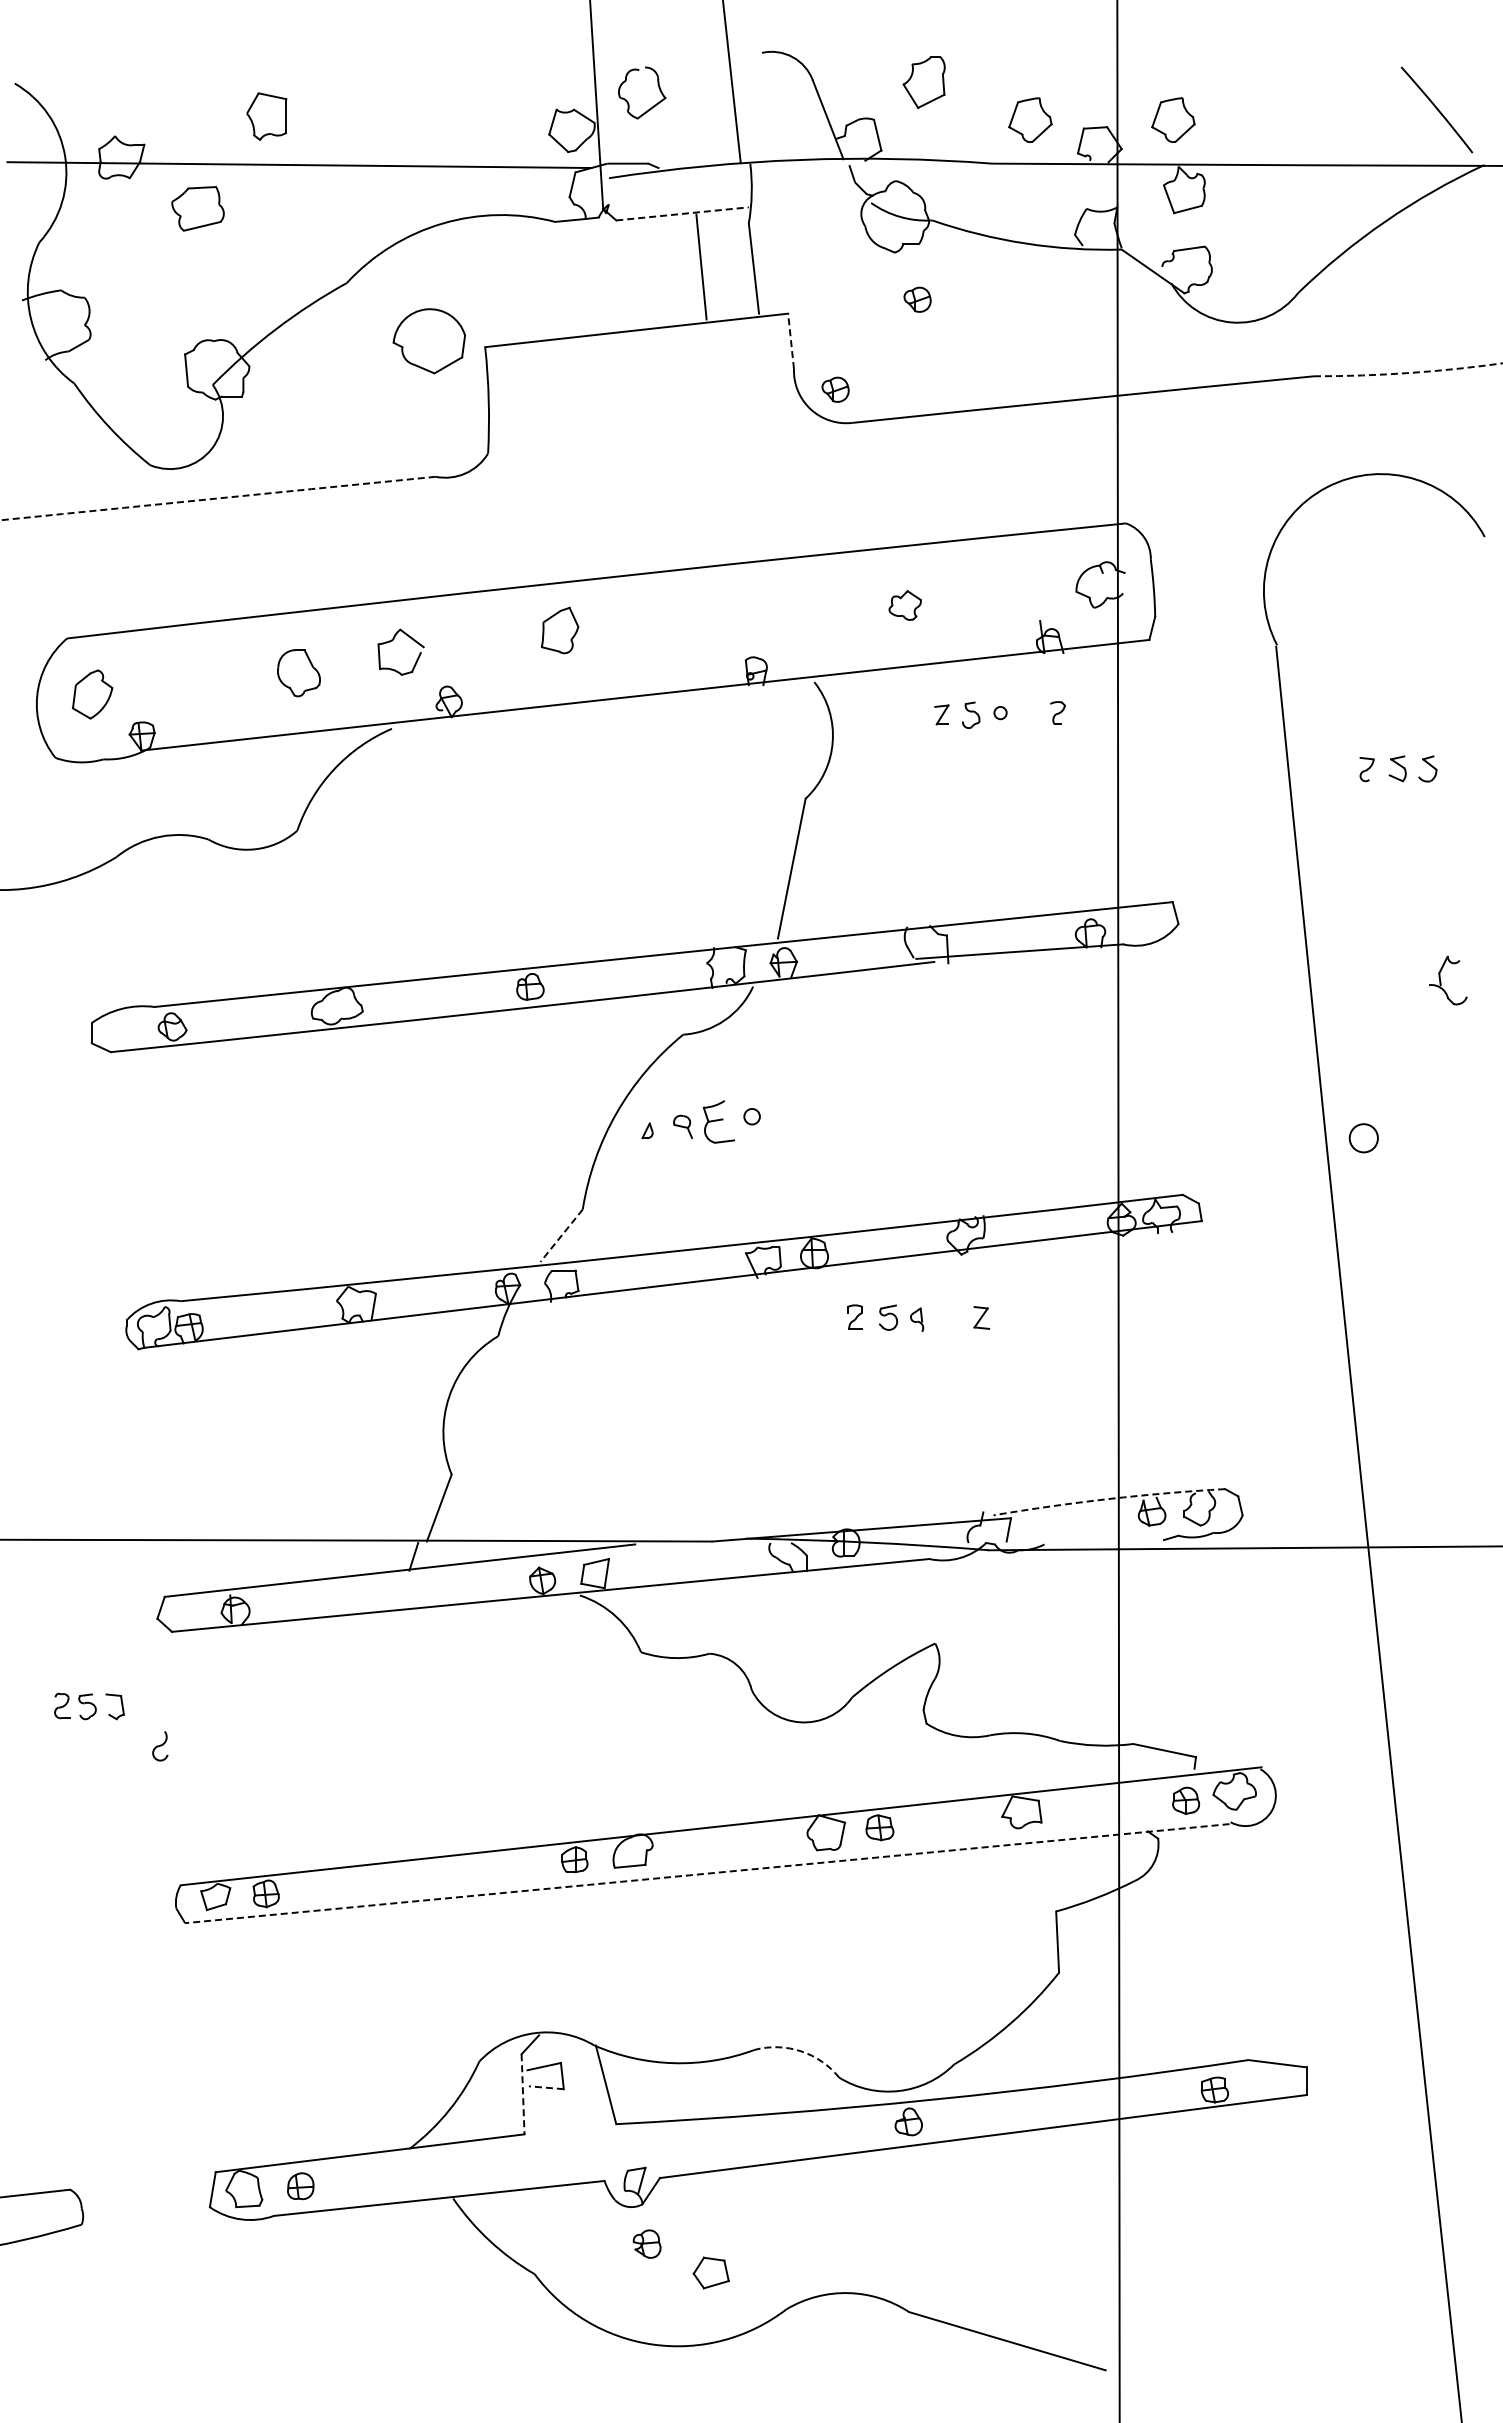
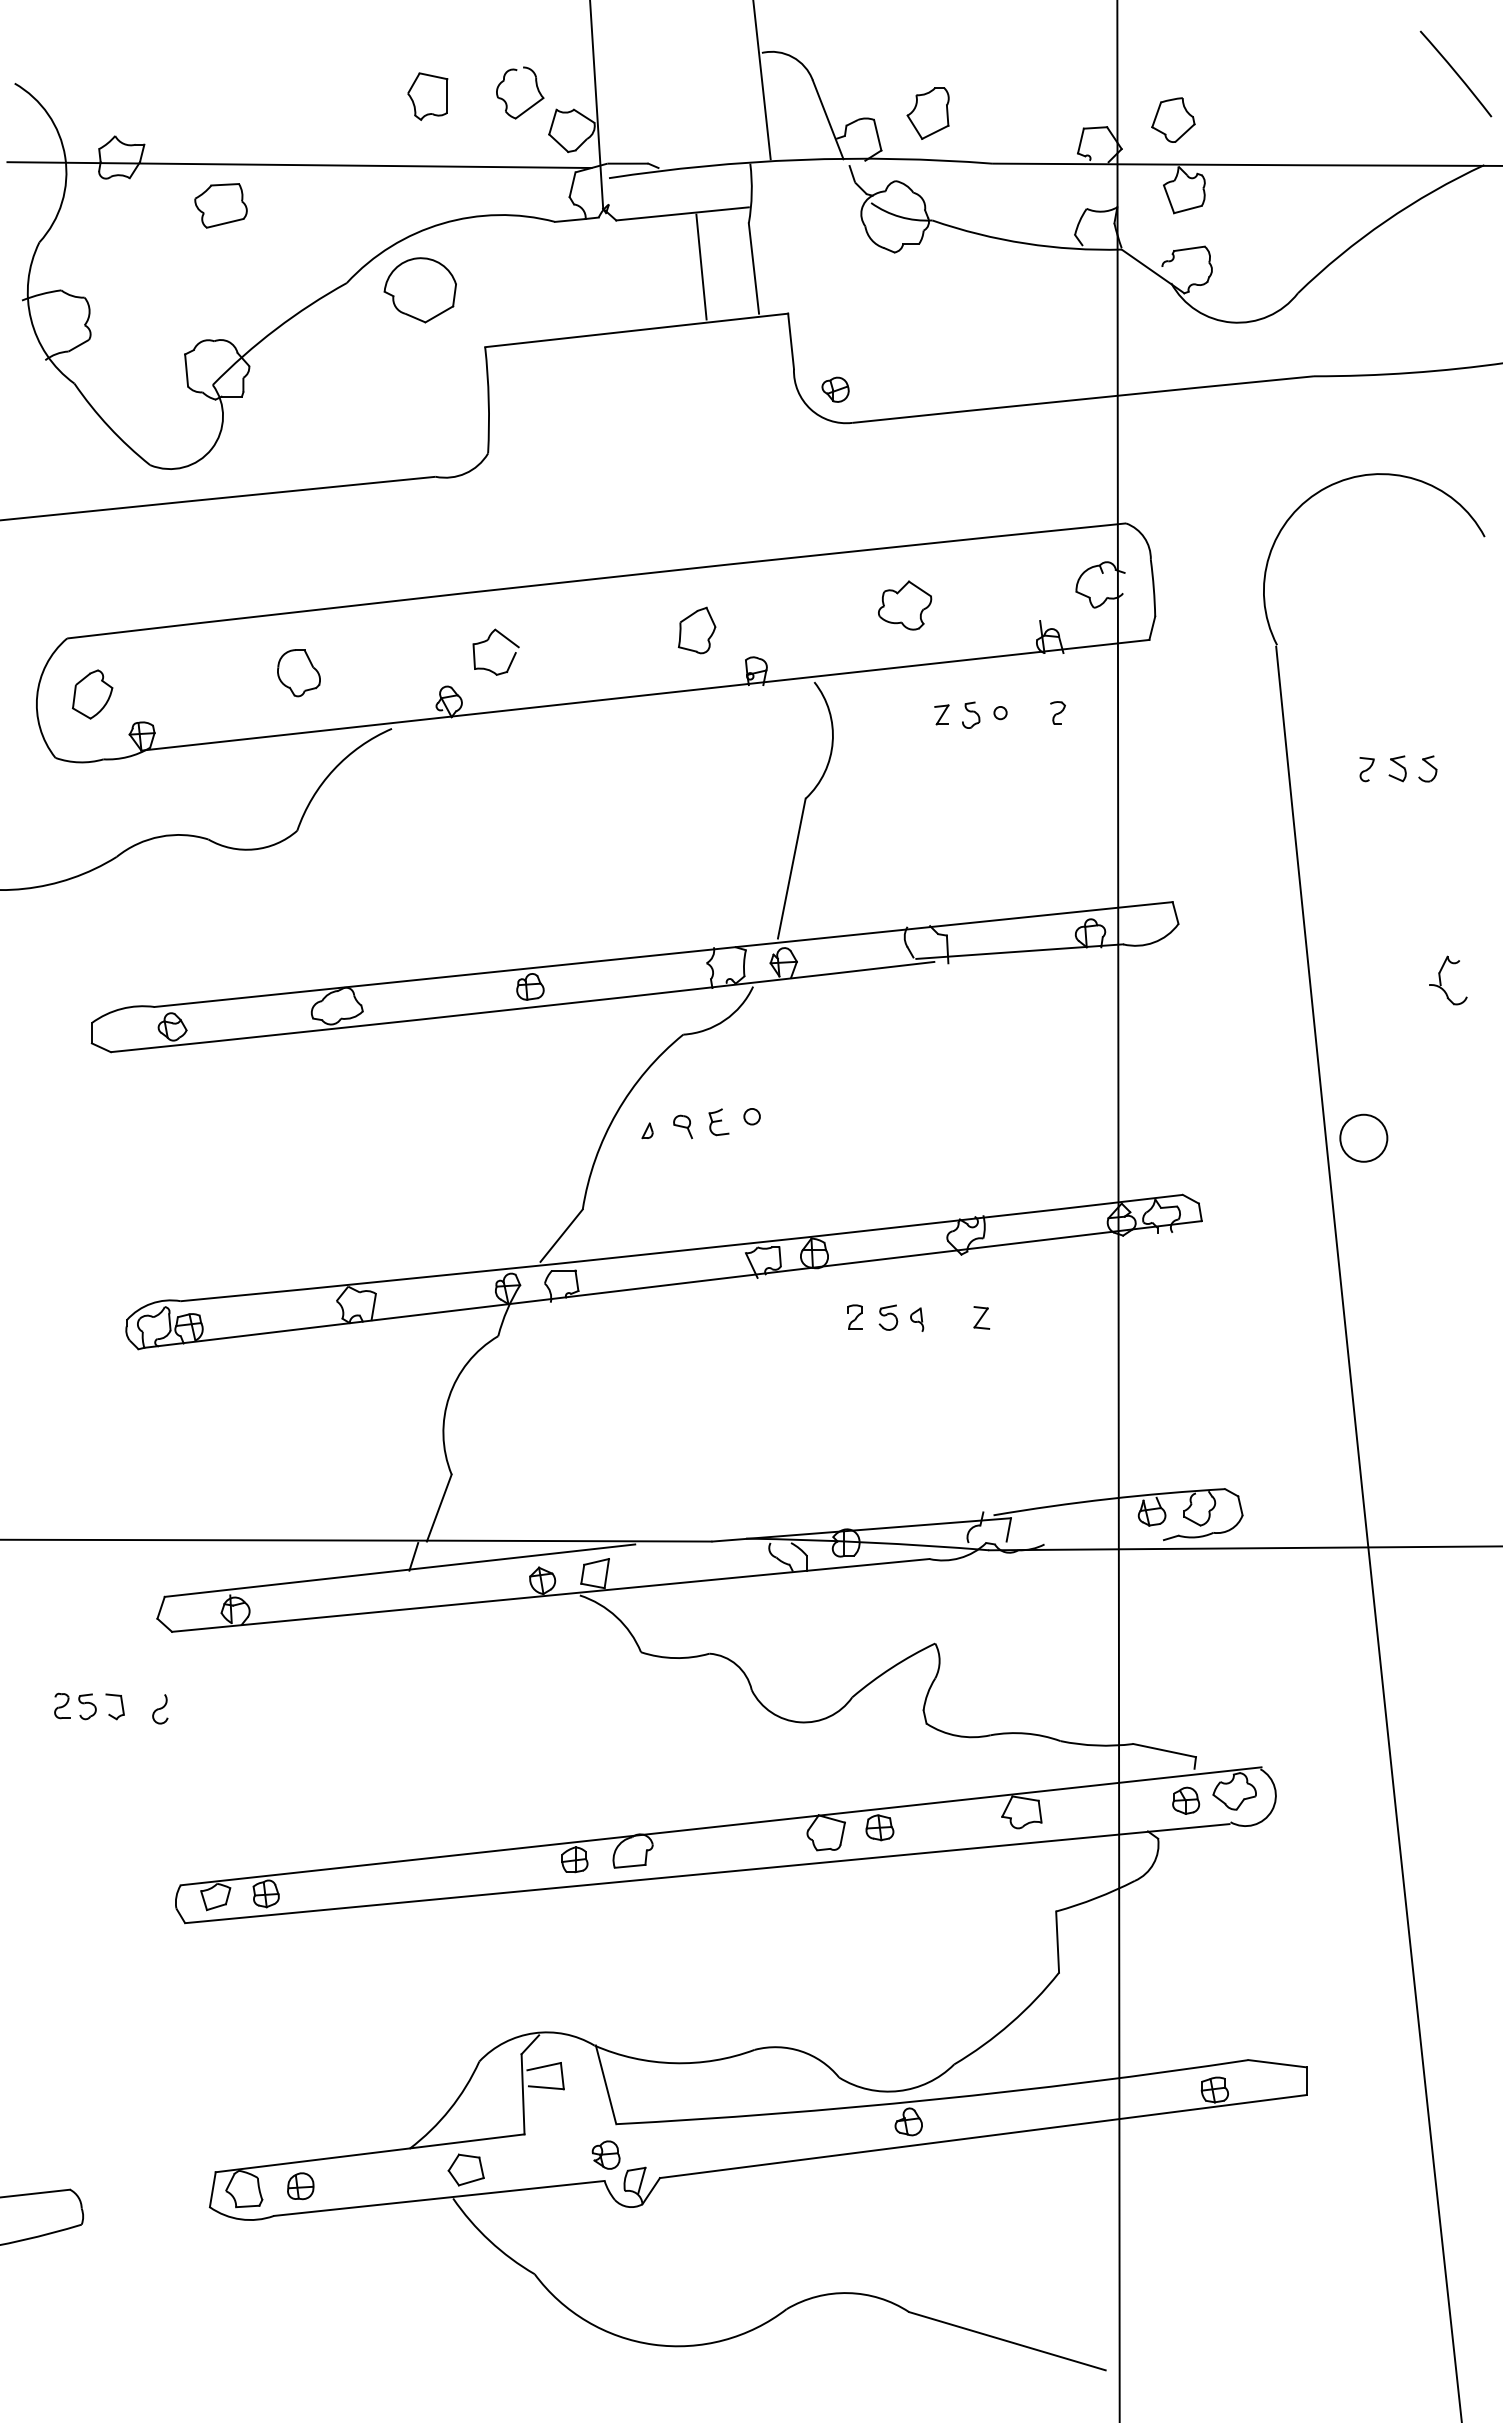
line position: (731, 82) -> (761, 80) (761, 80)
part position: (923, 82) -> (927, 113) (927, 113)
part position: (628, 101) -> (506, 101) (506, 101)
arc position: (1436, 109) -> (1455, 73) (1455, 73)
part position: (266, 116) -> (427, 96) (427, 96)
part: present -> none (1030, 119)
part position: (197, 208) -> (220, 205) (220, 205)
line: dashed -> solid (682, 213)
part: present -> none (917, 299)
part position: (428, 341) -> (419, 290) (419, 290)
line: dashed -> solid (791, 341)
arc: dashed -> solid (1408, 373)
arc: dashed -> solid (217, 498)
part size: 34x31 px -> 55x51 px (905, 605)
part position: (559, 630) -> (696, 630) (696, 630)
part position: (392, 641) -> (487, 641) (487, 641)
part size: 33x44 px -> 22x29 px (718, 1122)
circle diameter: 28 px -> 47 px (1363, 1137)
line: dashed -> solid (561, 1235)
arc: dashed -> solid (1108, 1499)
part position: (160, 1746) -> (160, 1709) (160, 1709)
line: dashed -> solid (707, 1873)
arc: dashed -> solid (800, 2051)
line: dashed -> solid (546, 2087)
line: dashed -> solid (523, 2094)
part position: (646, 2243) -> (605, 2154) (605, 2154)
part position: (710, 2272) -> (465, 2169) (465, 2169)
